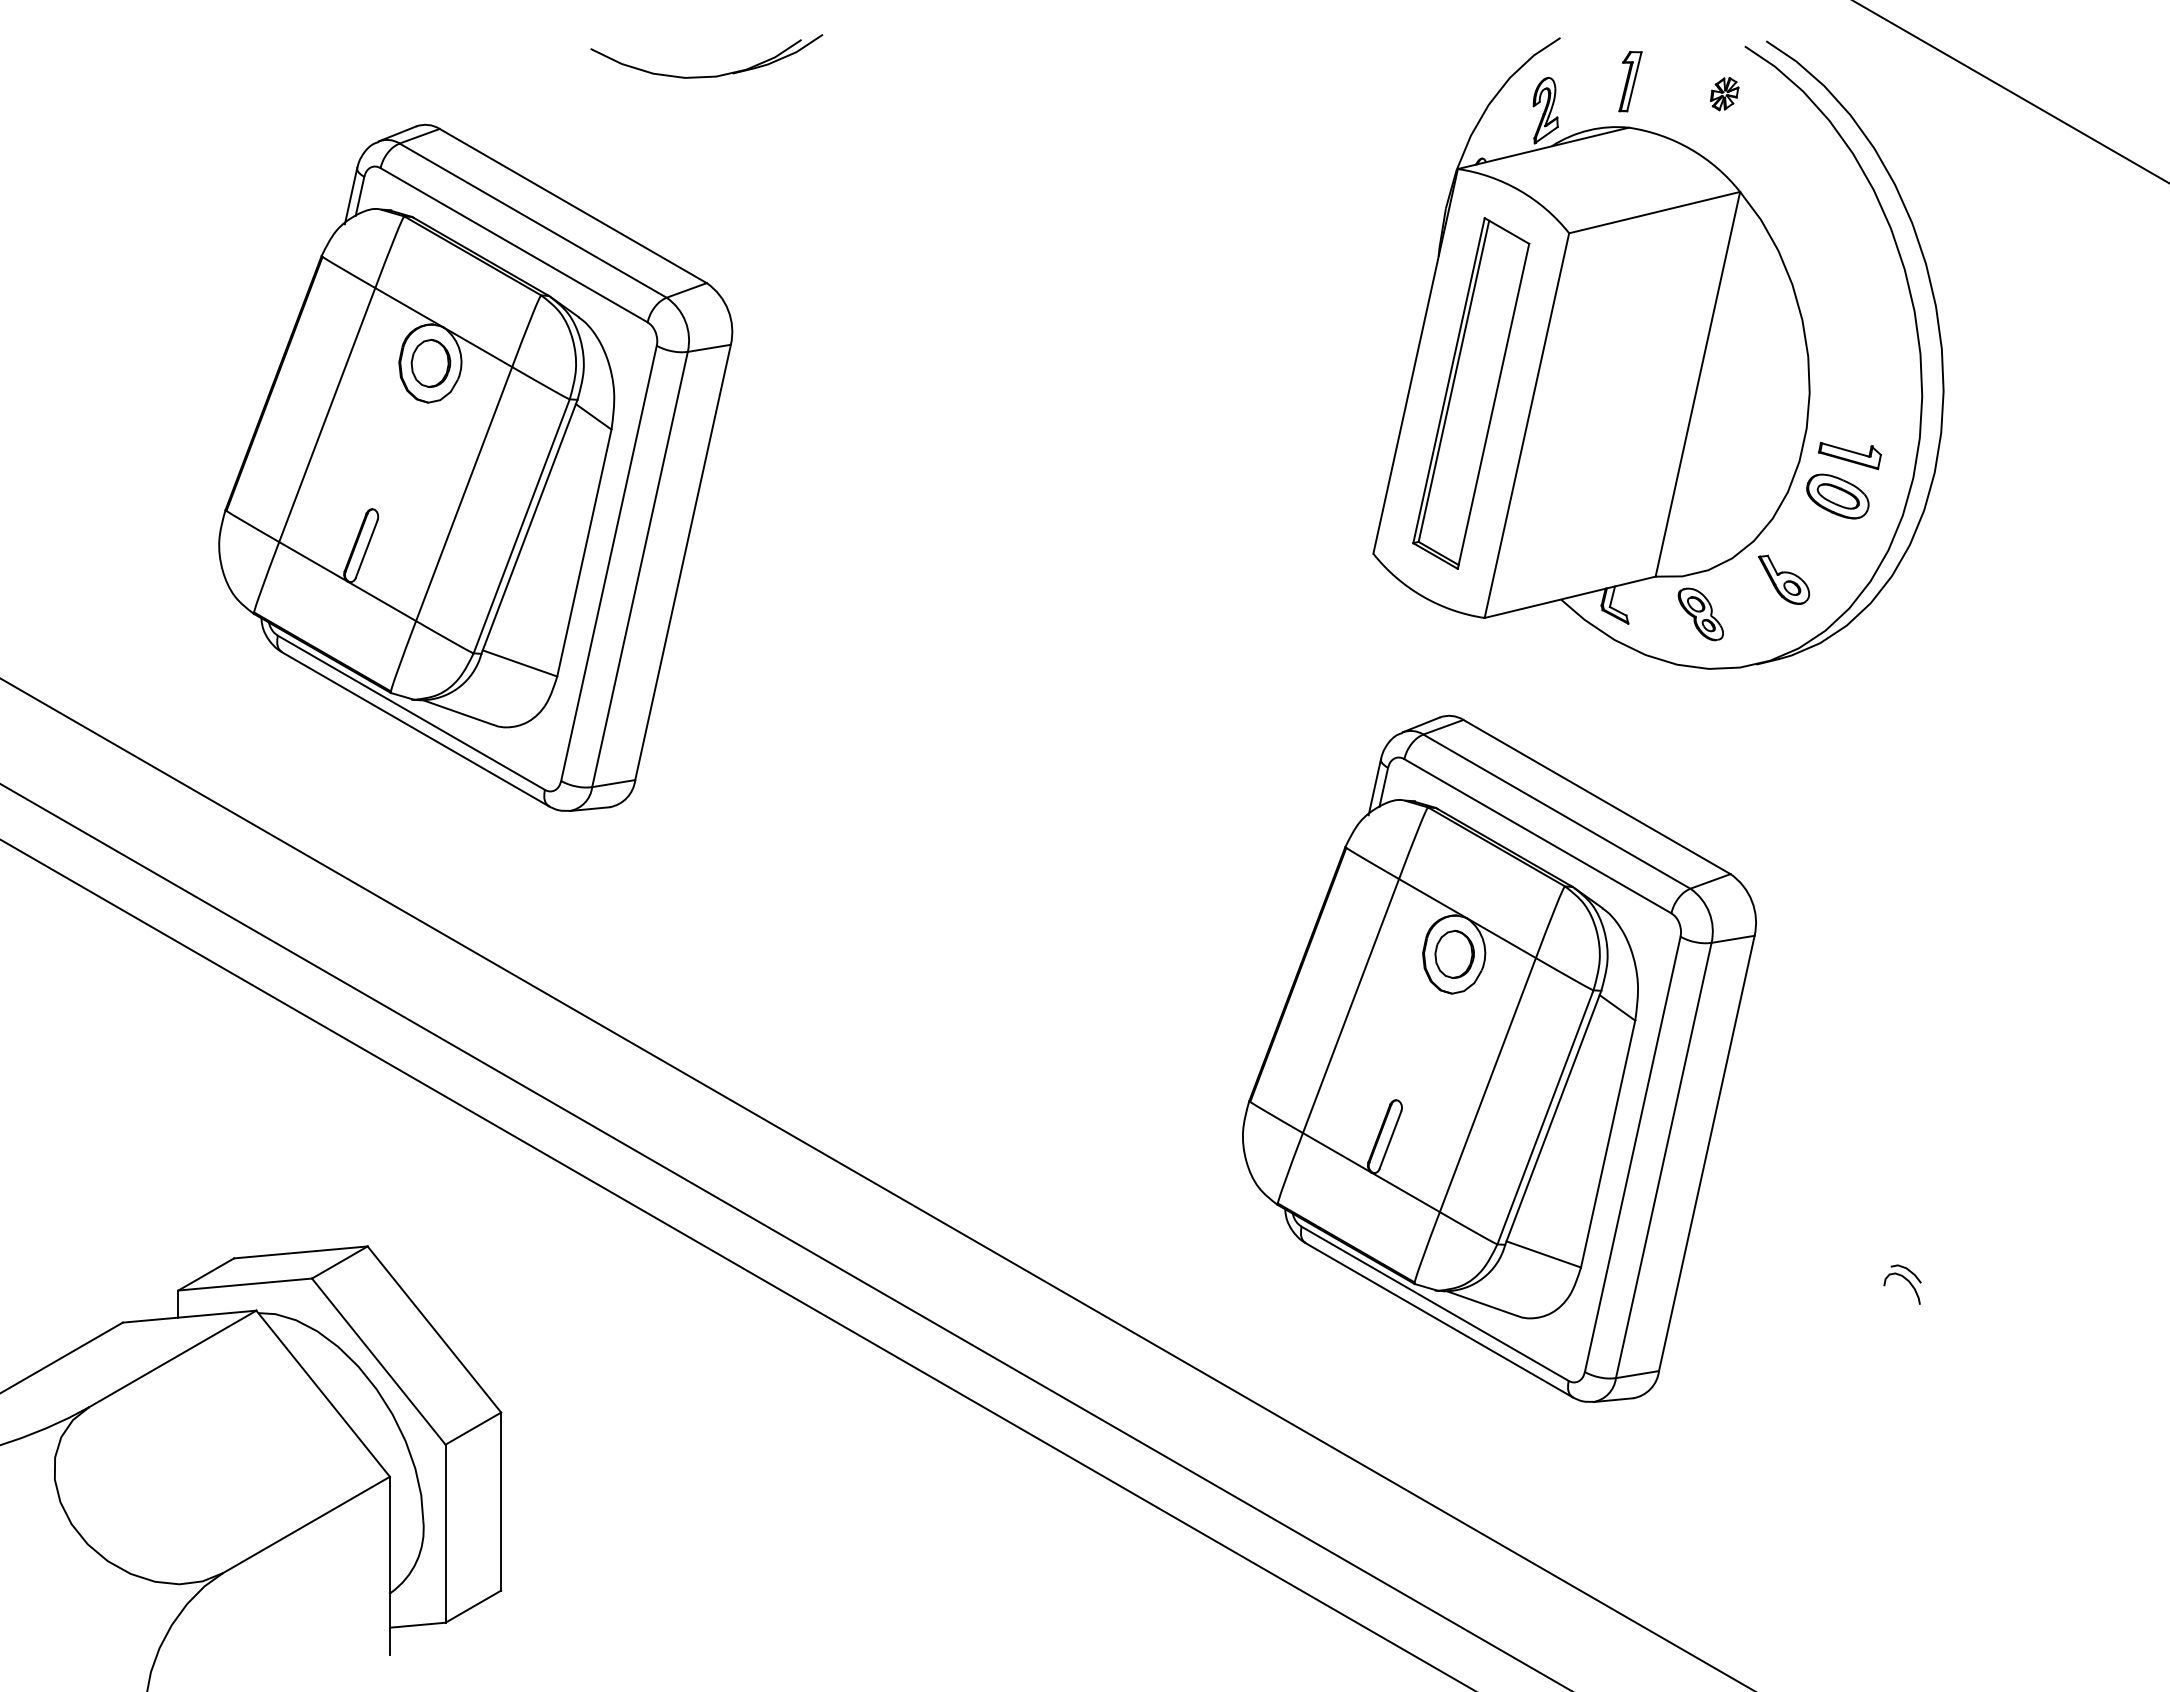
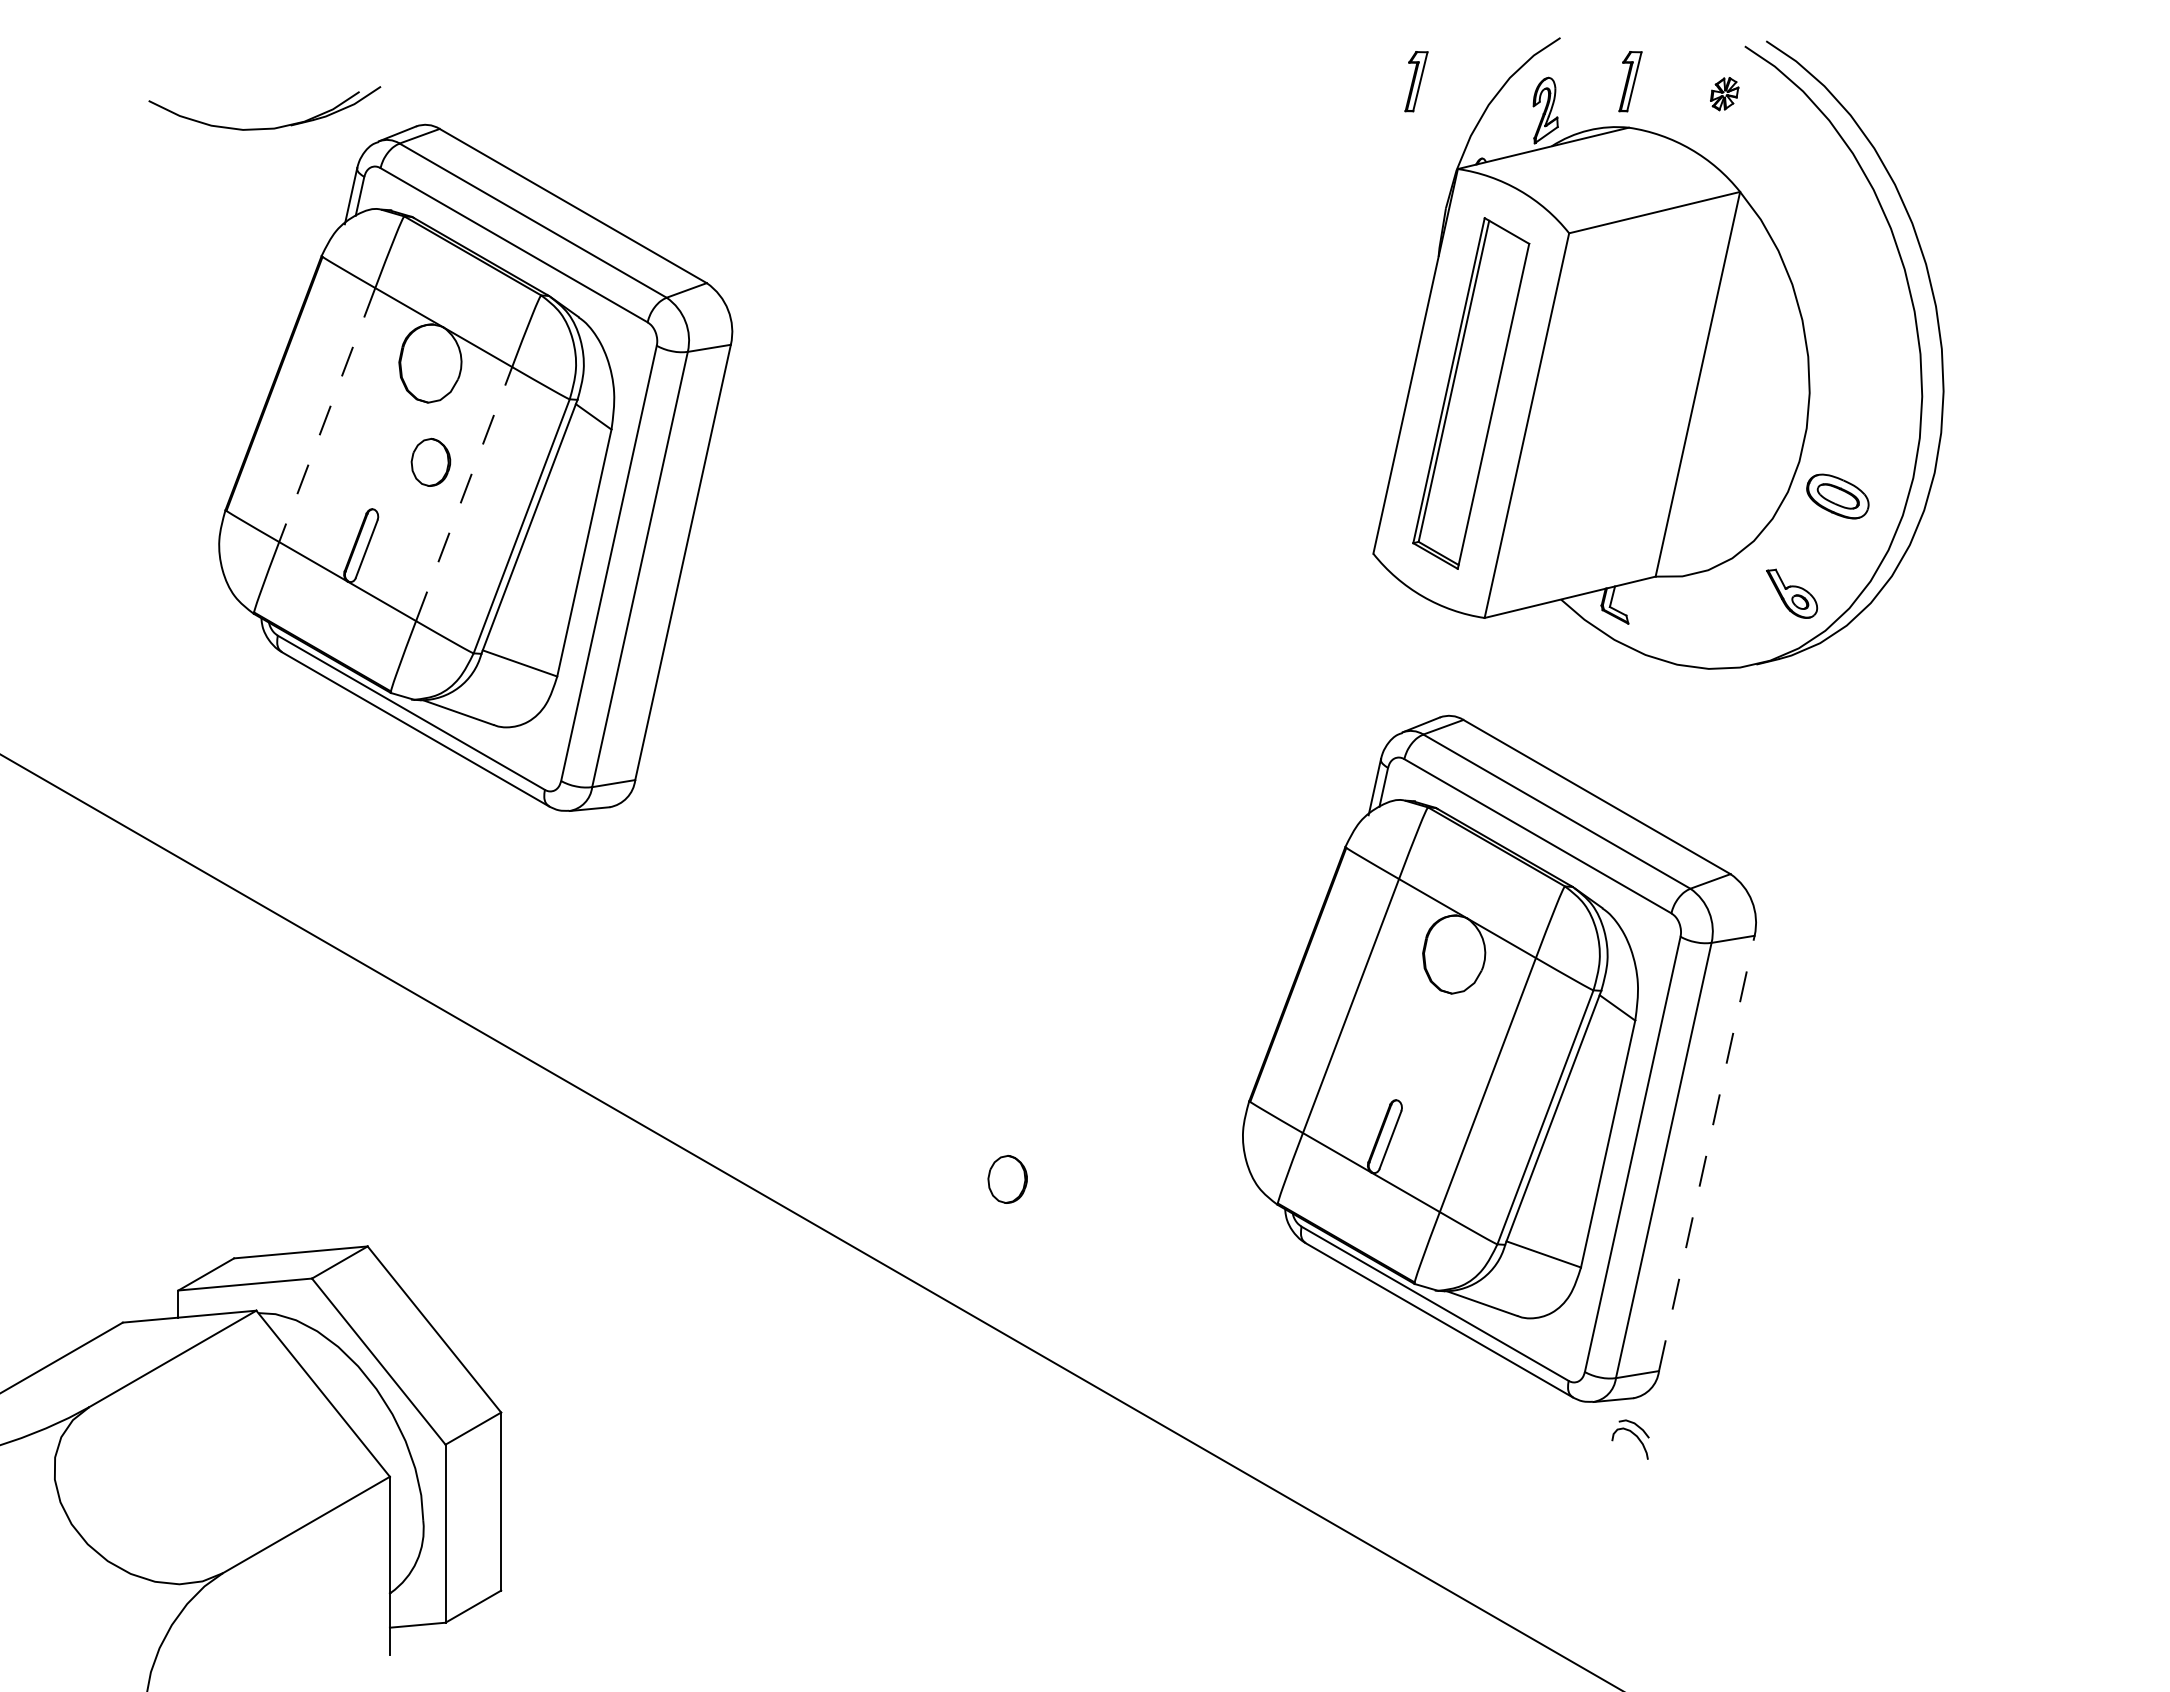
part position: (710, 75) -> (268, 127) (268, 127)
part: none -> present (1416, 81)
line: present -> none (2010, 91)
part position: (430, 362) -> (430, 461) (430, 461)
line: solid -> dashed (327, 415)
part: present -> none (1849, 456)
line: solid -> dashed (464, 494)
part position: (1784, 579) -> (1792, 593) (1792, 593)
part: present -> none (1700, 614)
part position: (1454, 954) -> (1007, 1179) (1007, 1179)
line: solid -> dashed (1706, 1153)
line: present -> none (876, 1183)
line position: (784, 1236) -> (810, 1221) (810, 1221)
line: present -> none (736, 1264)
part position: (1902, 1284) -> (1630, 1439) (1630, 1439)
